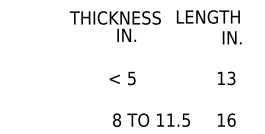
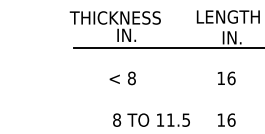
text position: (207, 16) -> (227, 16) (227, 16)
line: none -> present (167, 48)
text: 5 -> 8 (131, 78)
text: 13 -> 16 (231, 78)
